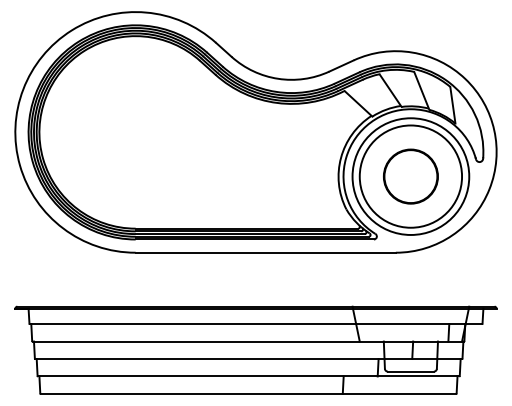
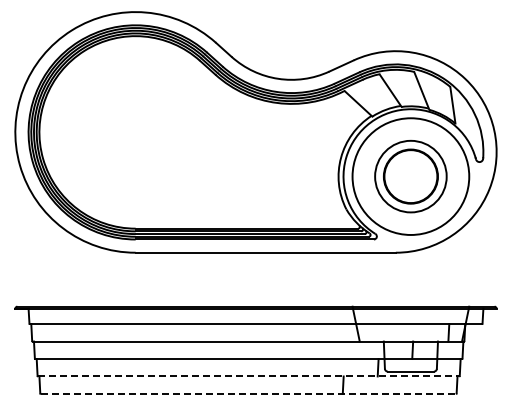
circle diameter: 102 px -> 72 px (410, 176)
line: solid -> dashed (249, 376)
line: solid -> dashed (248, 393)
